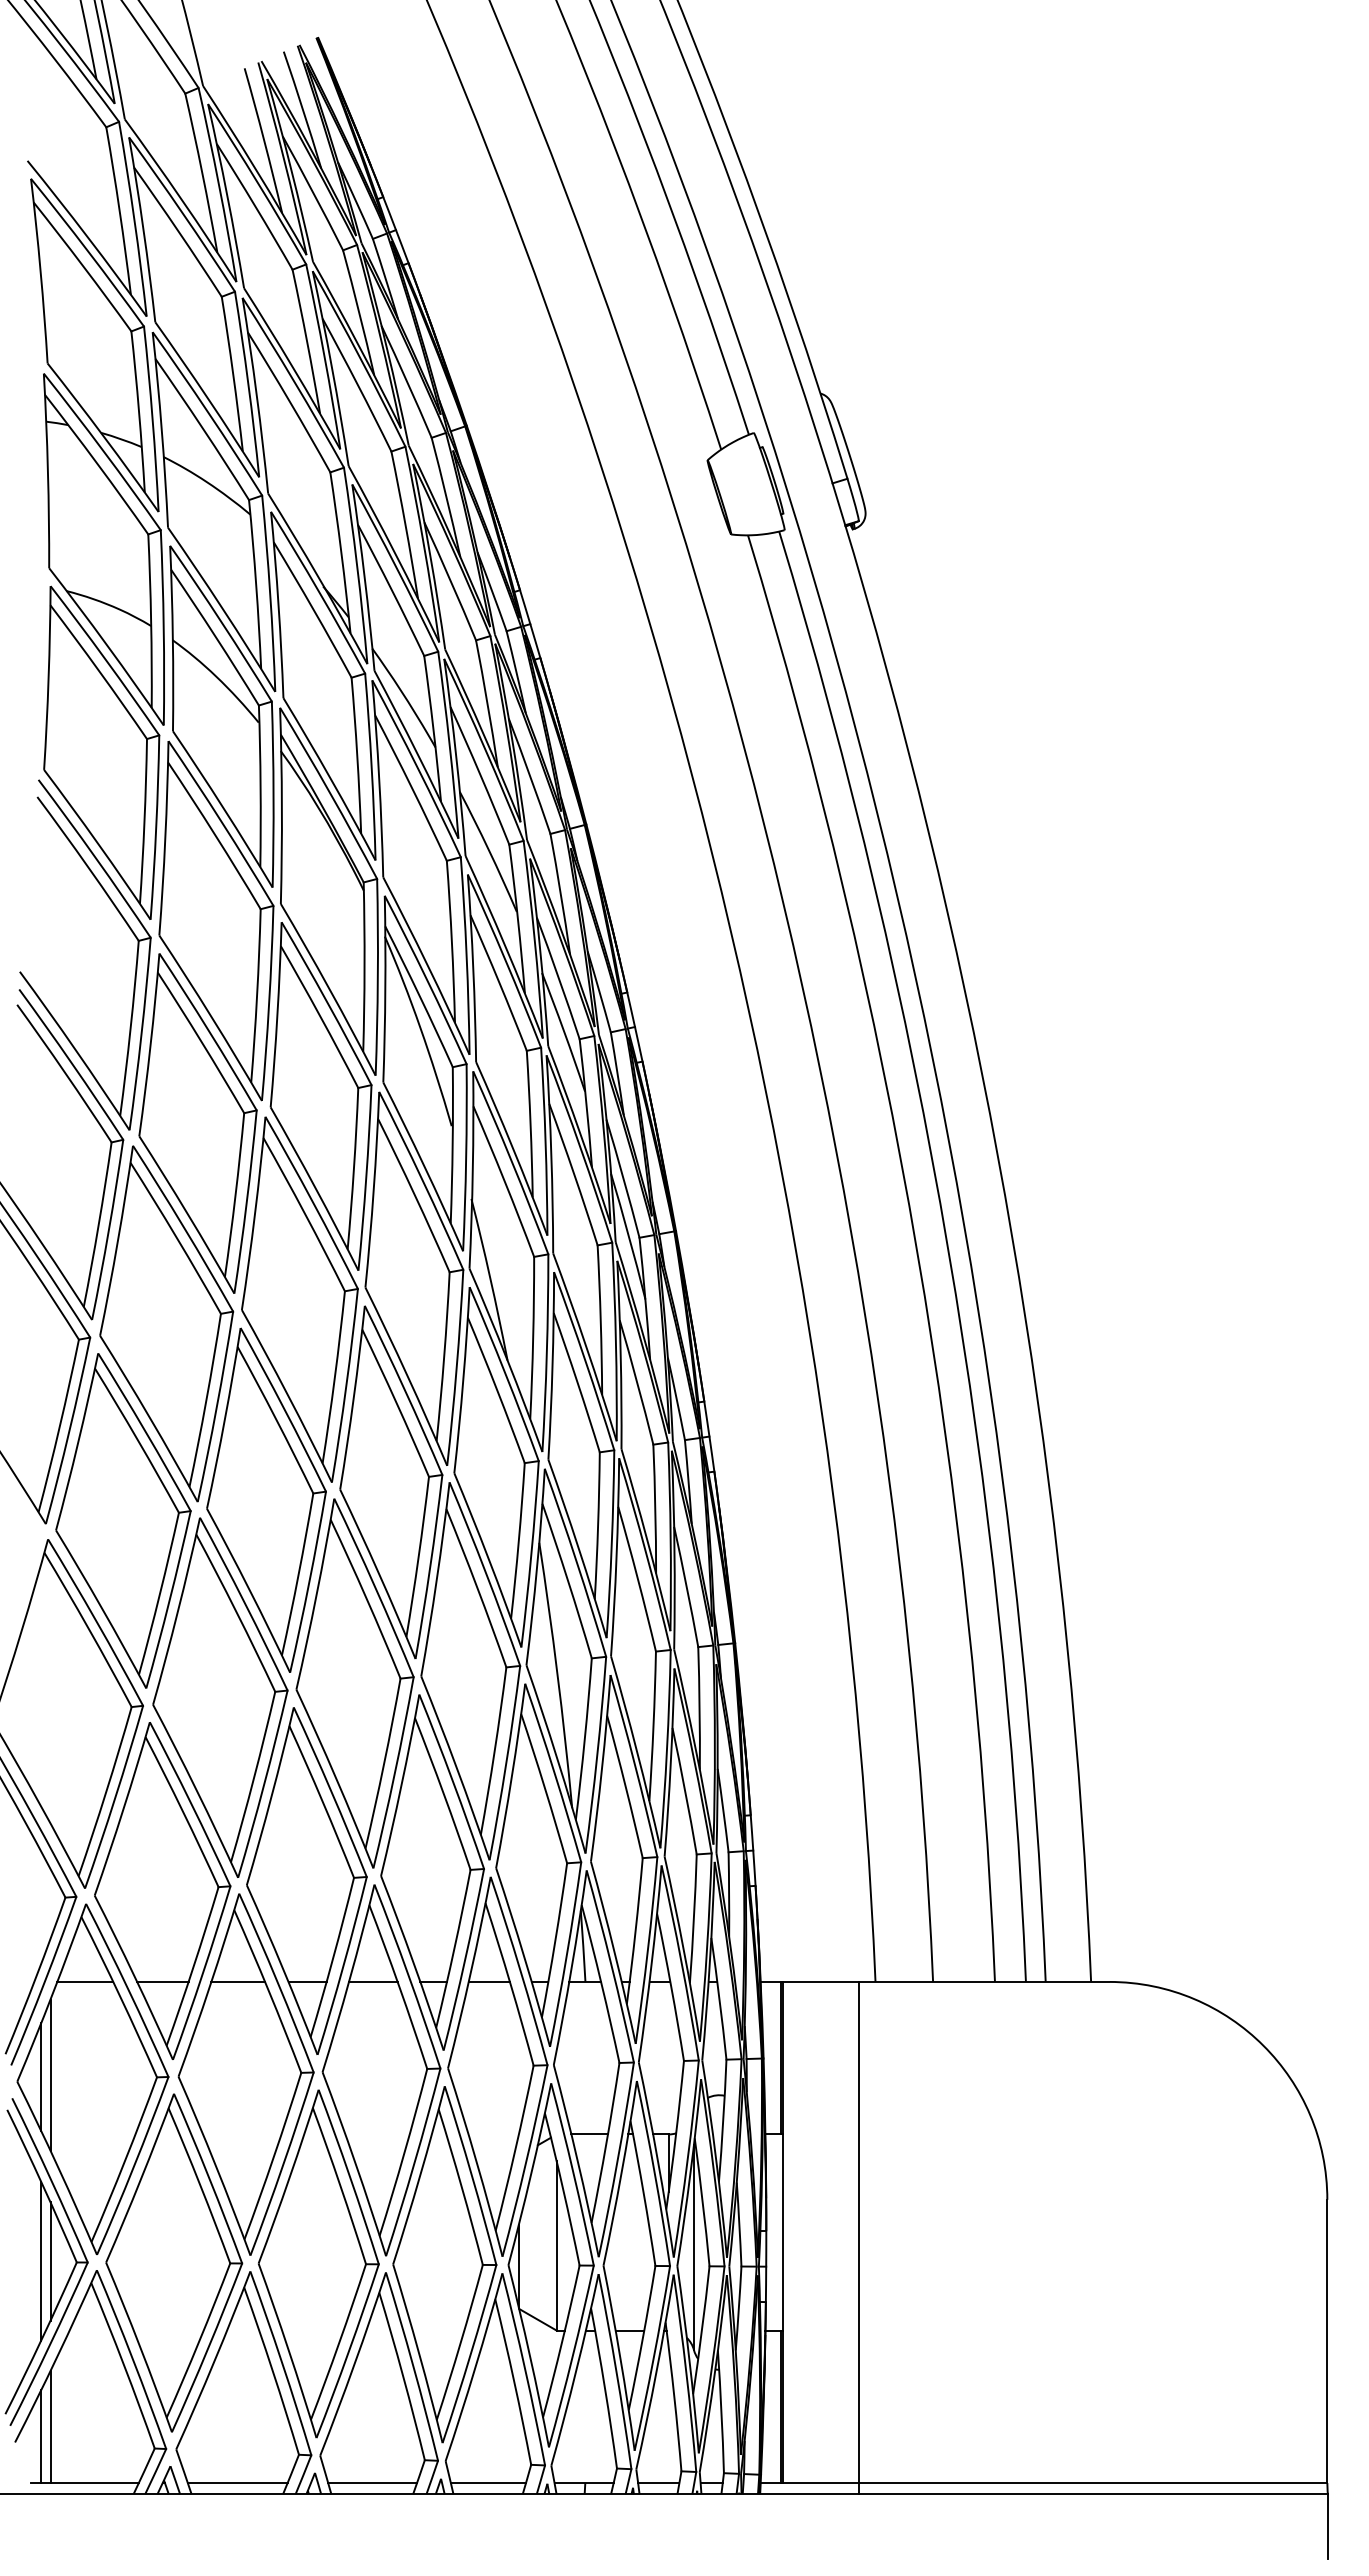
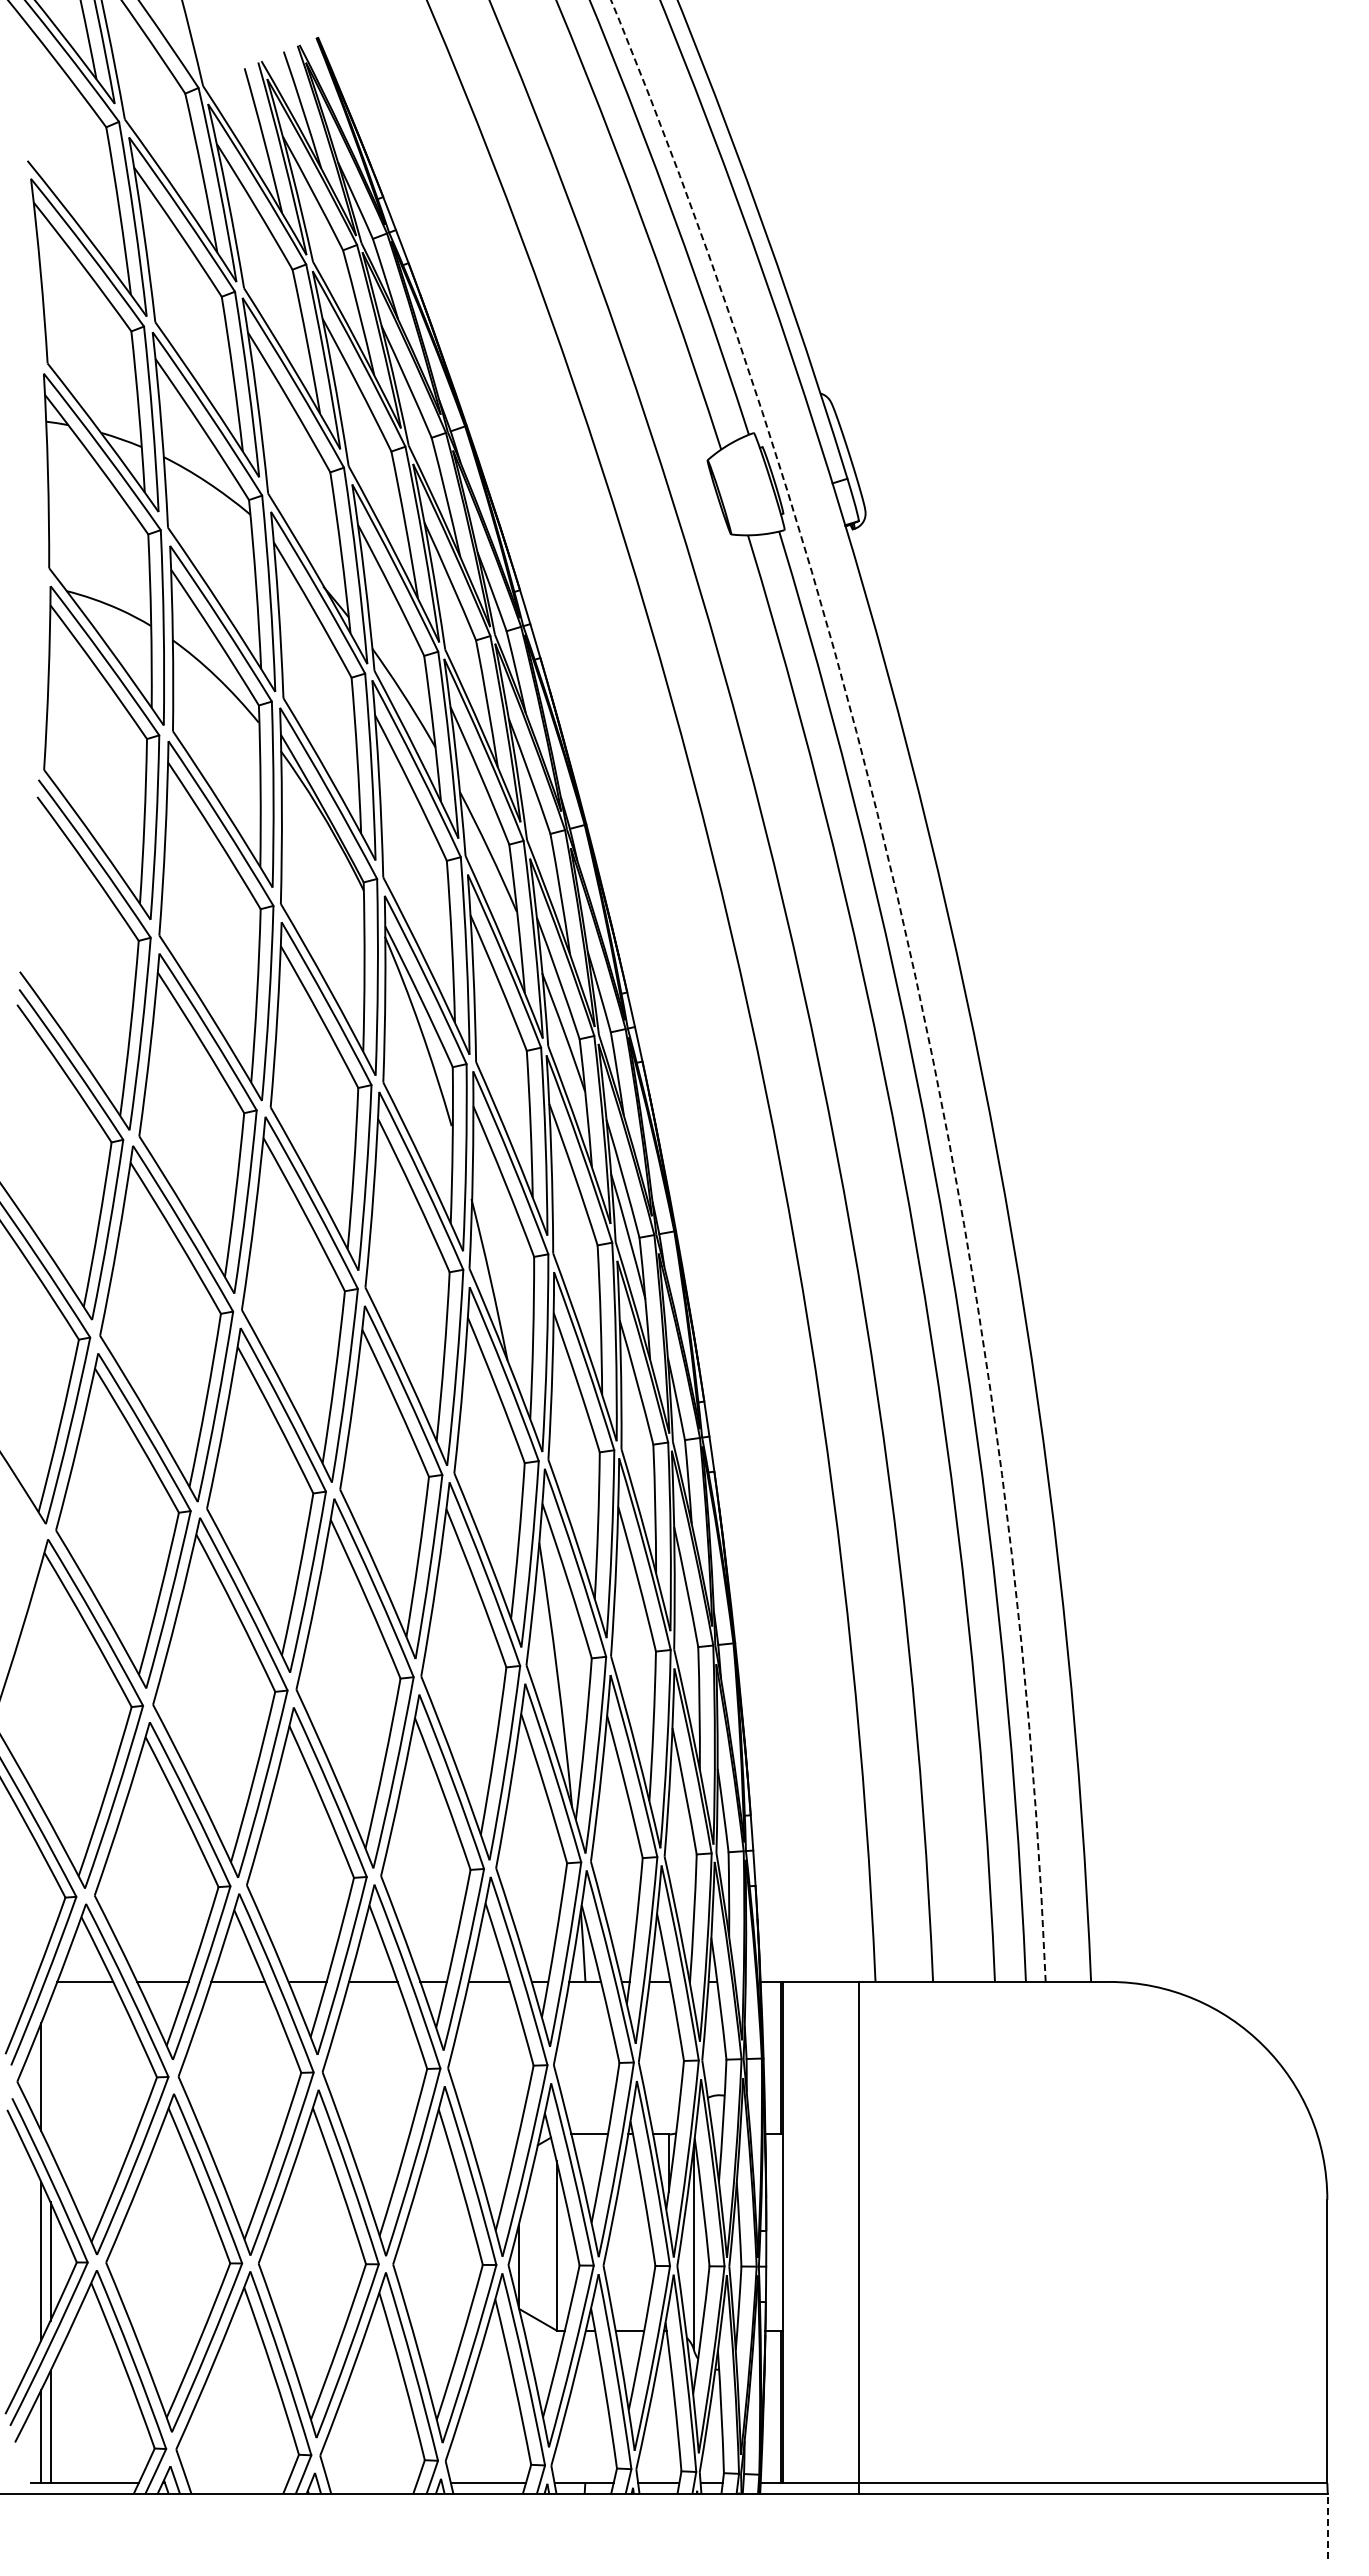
arc: solid -> dashed (915, 975)
line: present -> none (50, 2074)
line: present -> none (237, 2483)
line: present -> none (372, 2483)
line: solid -> dashed (1327, 2526)
